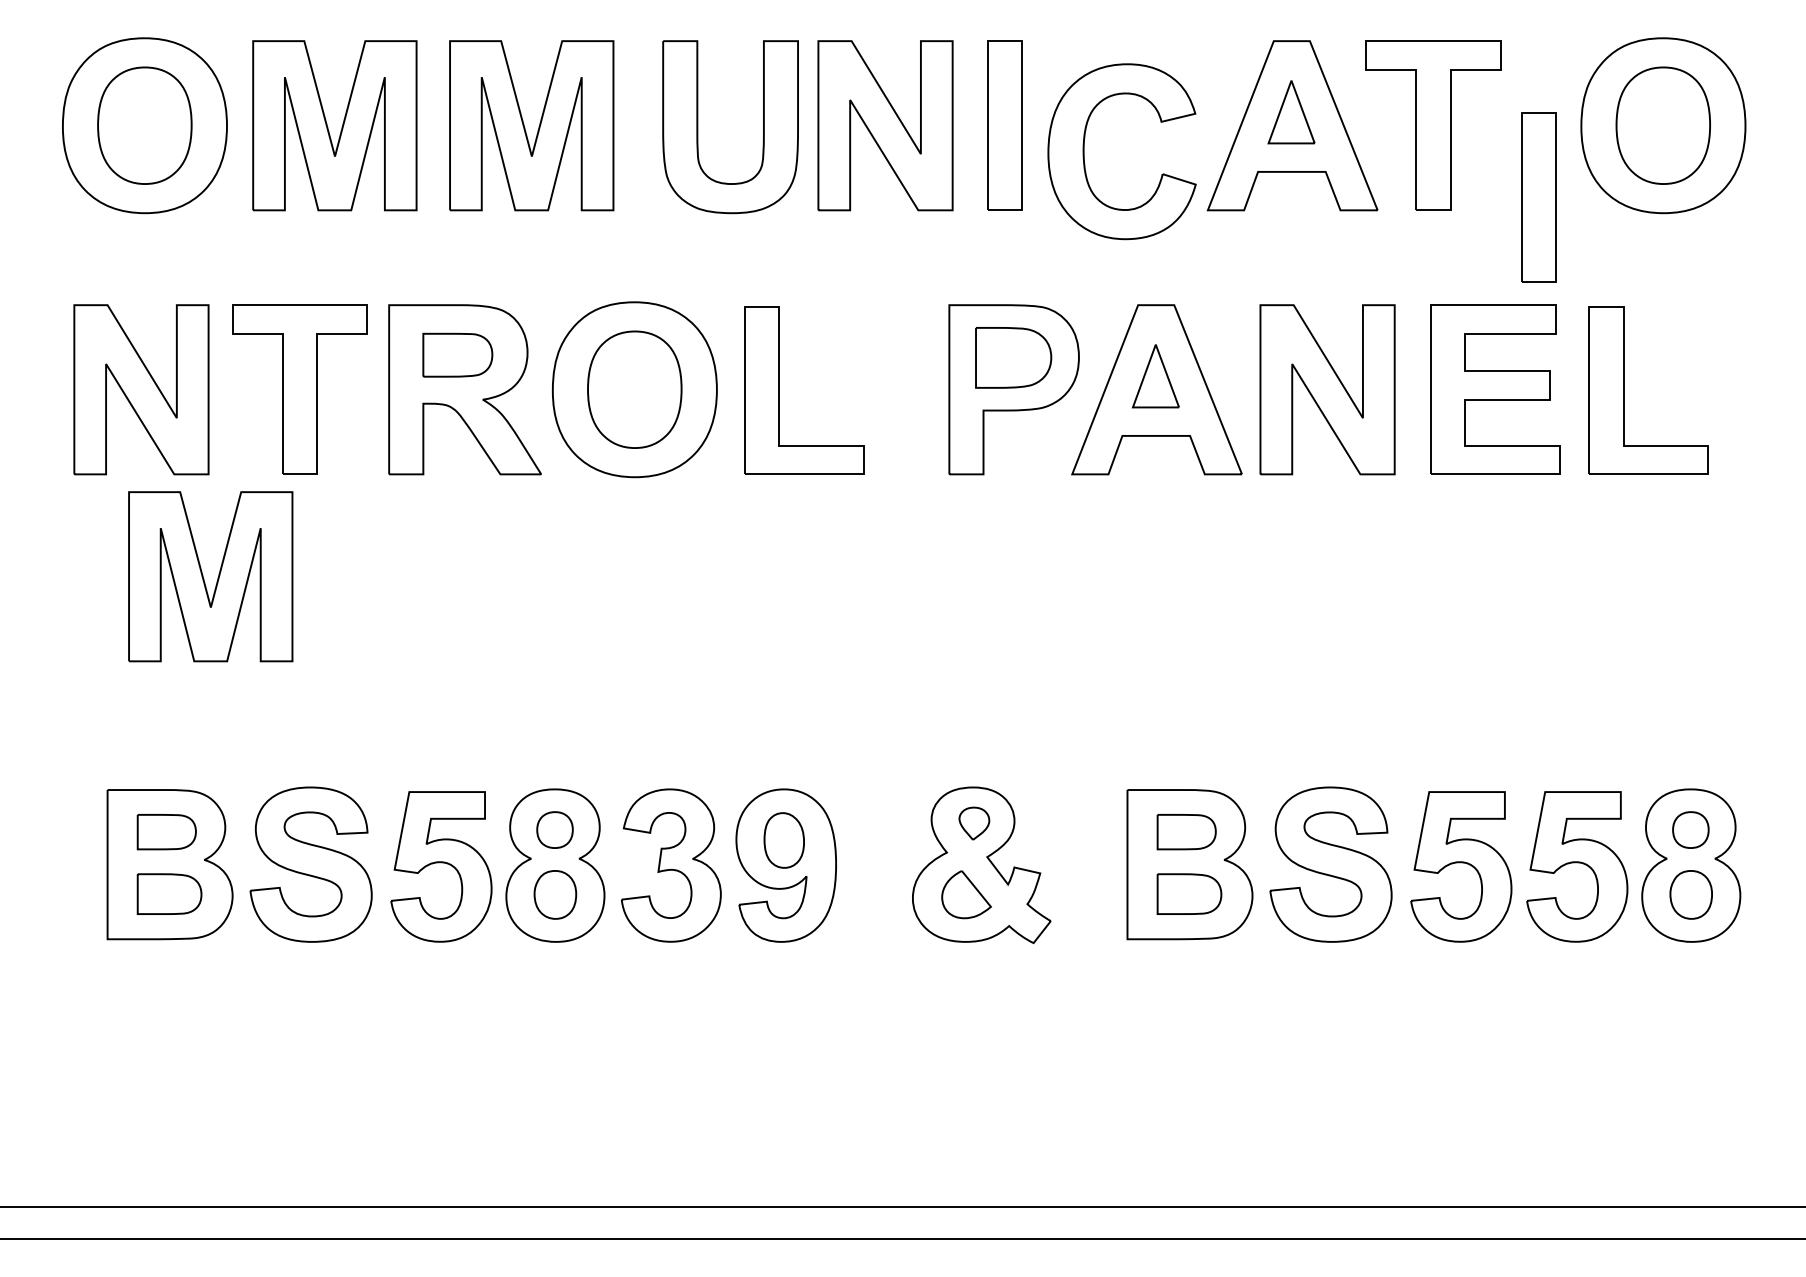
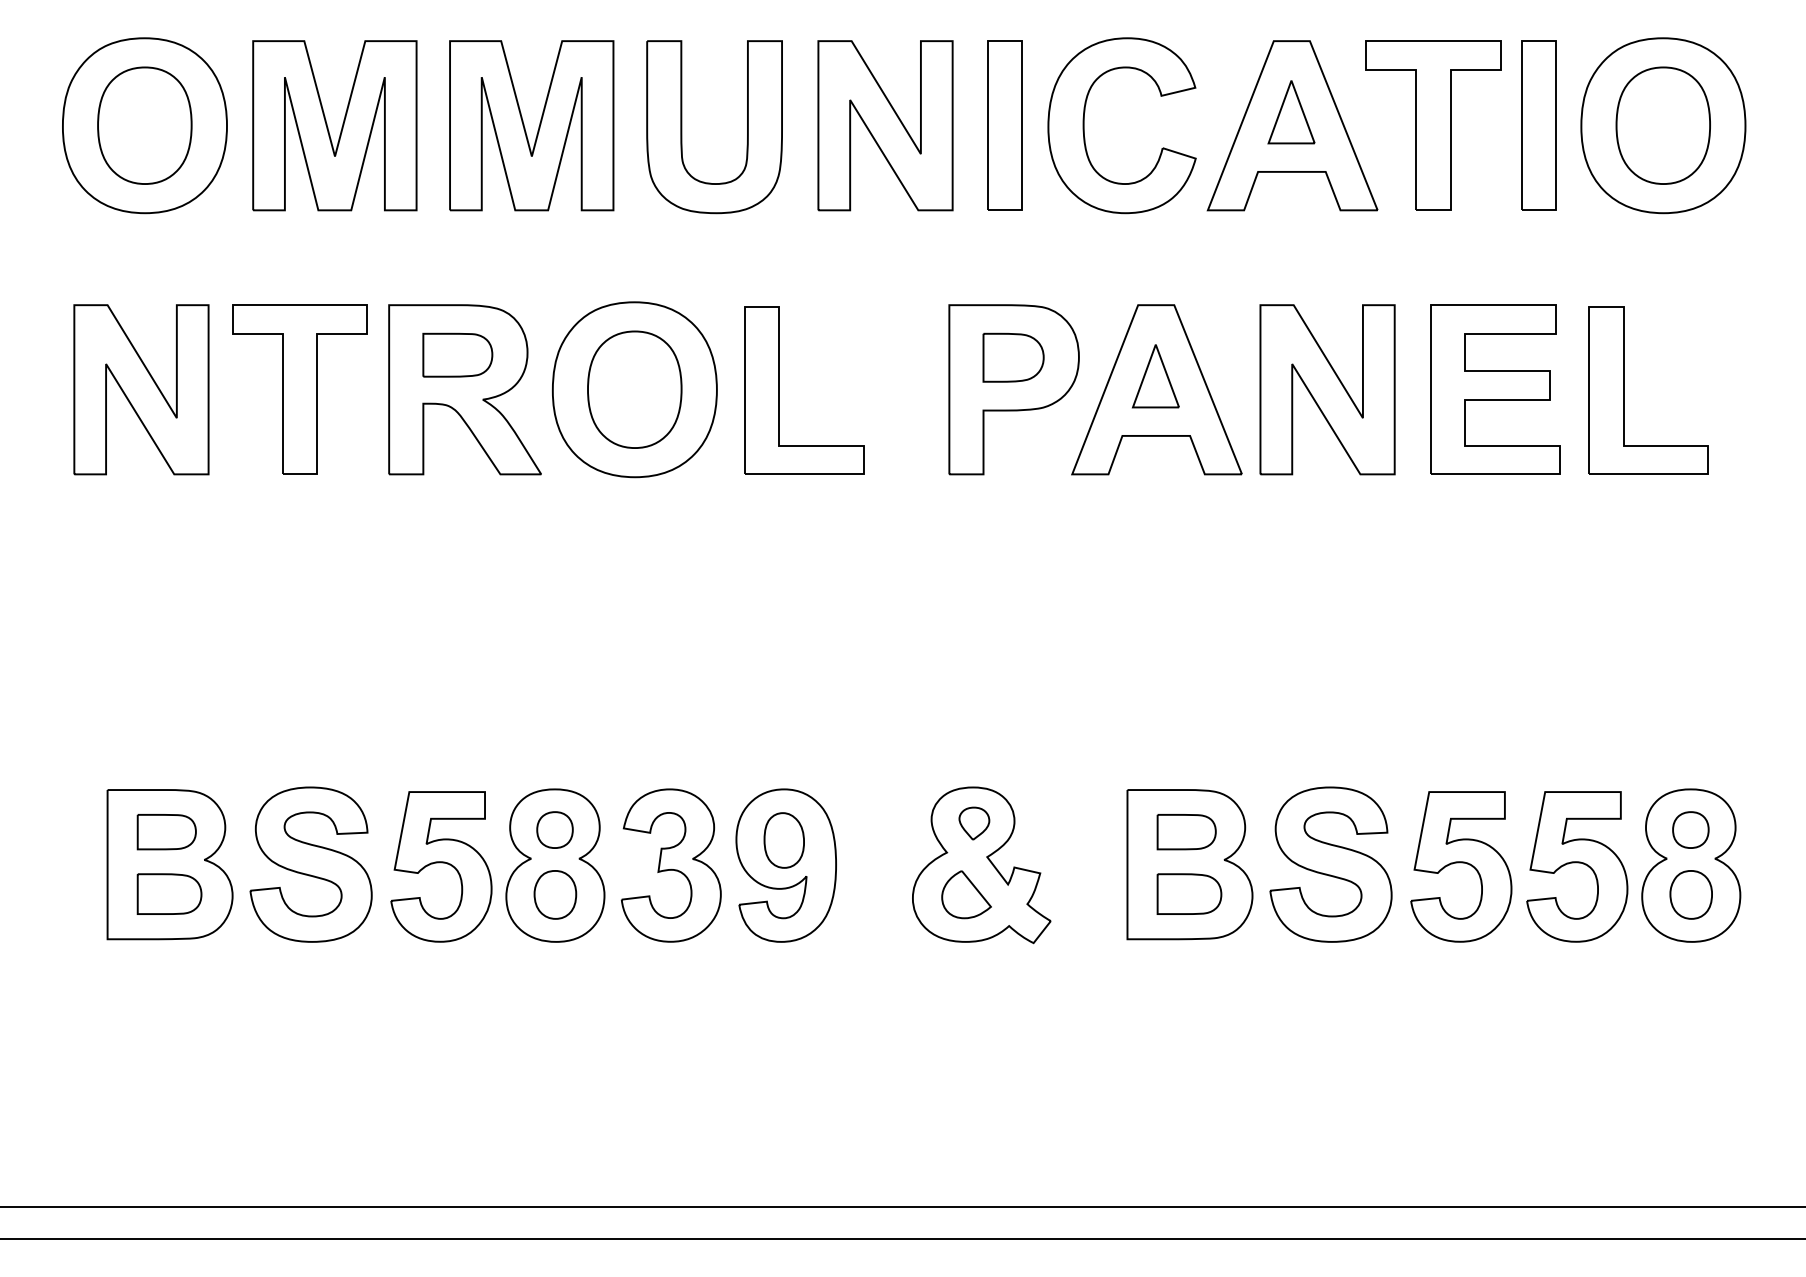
part position: (698, 127) -> (682, 127) (682, 127)
part position: (1084, 151) -> (1084, 125) (1084, 125)
part position: (1538, 197) -> (1538, 125) (1538, 125)
part size: 78x62 px -> 63x51 px (1013, 357)
part: present -> none (204, 578)
